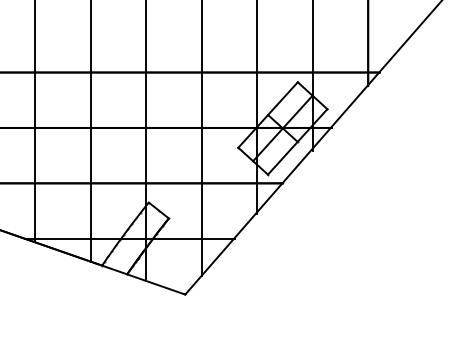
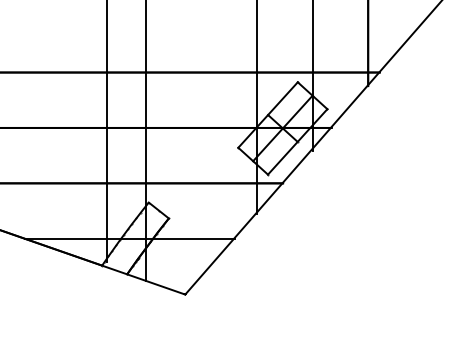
line: present -> none (34, 122)
line position: (90, 131) -> (106, 131) (106, 131)
line: present -> none (201, 139)
